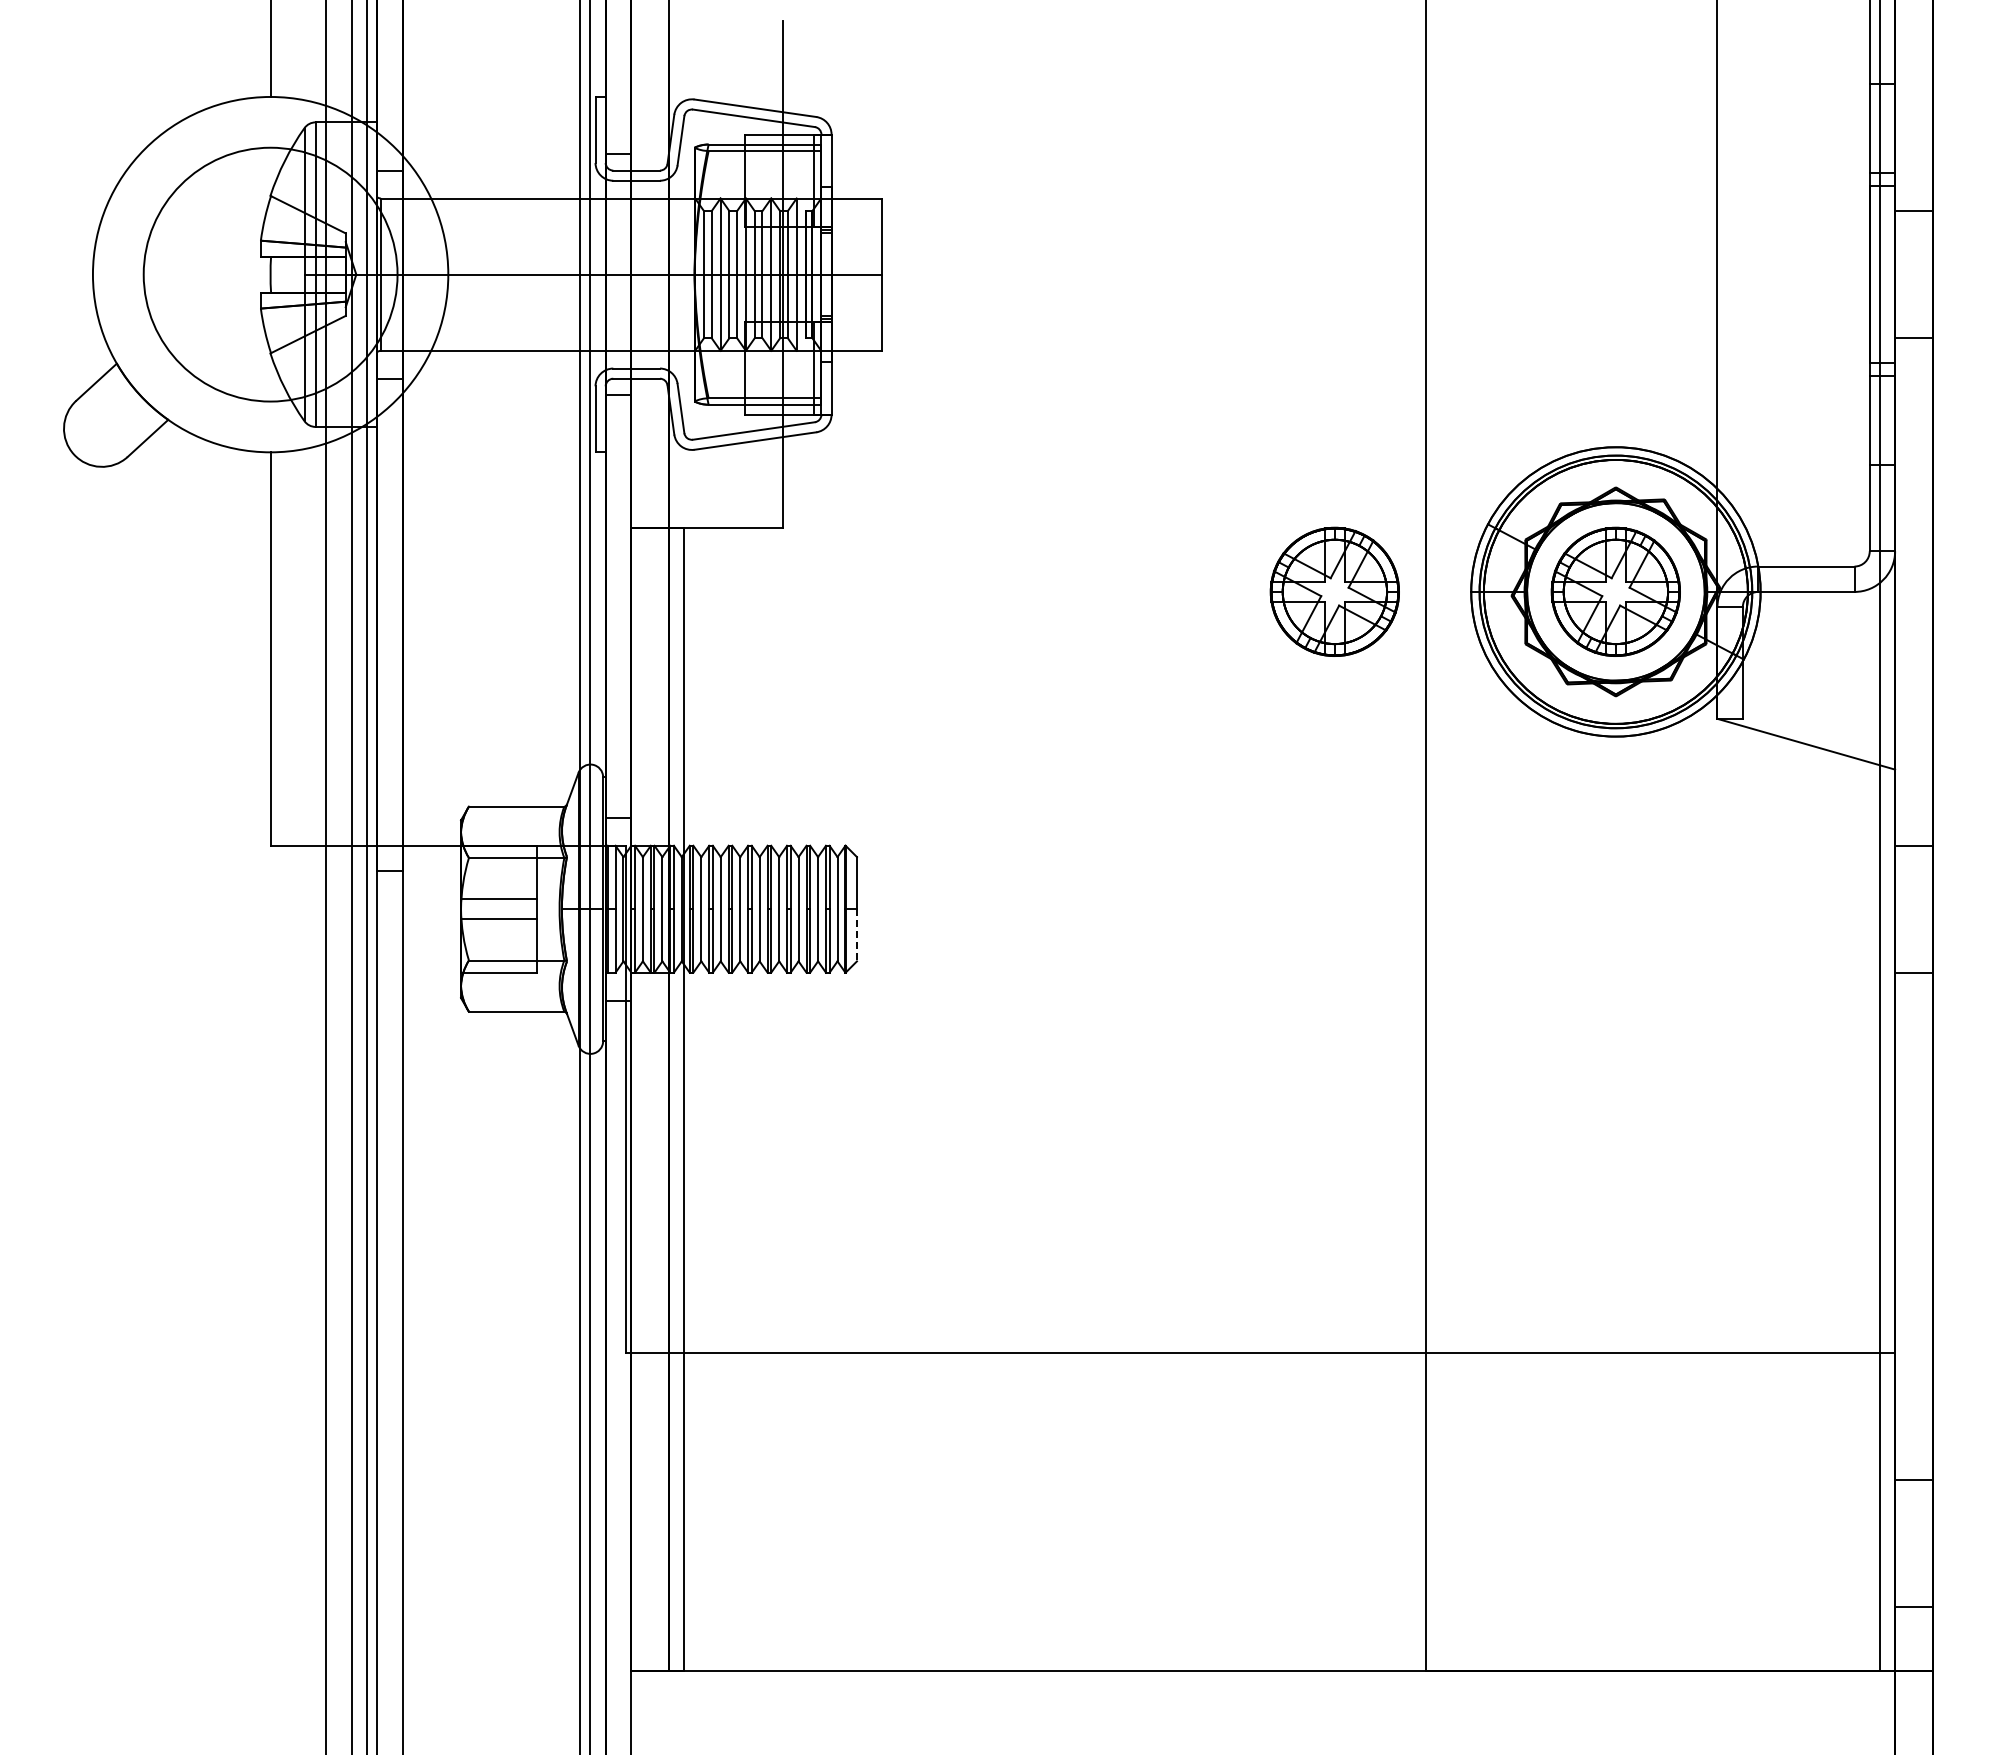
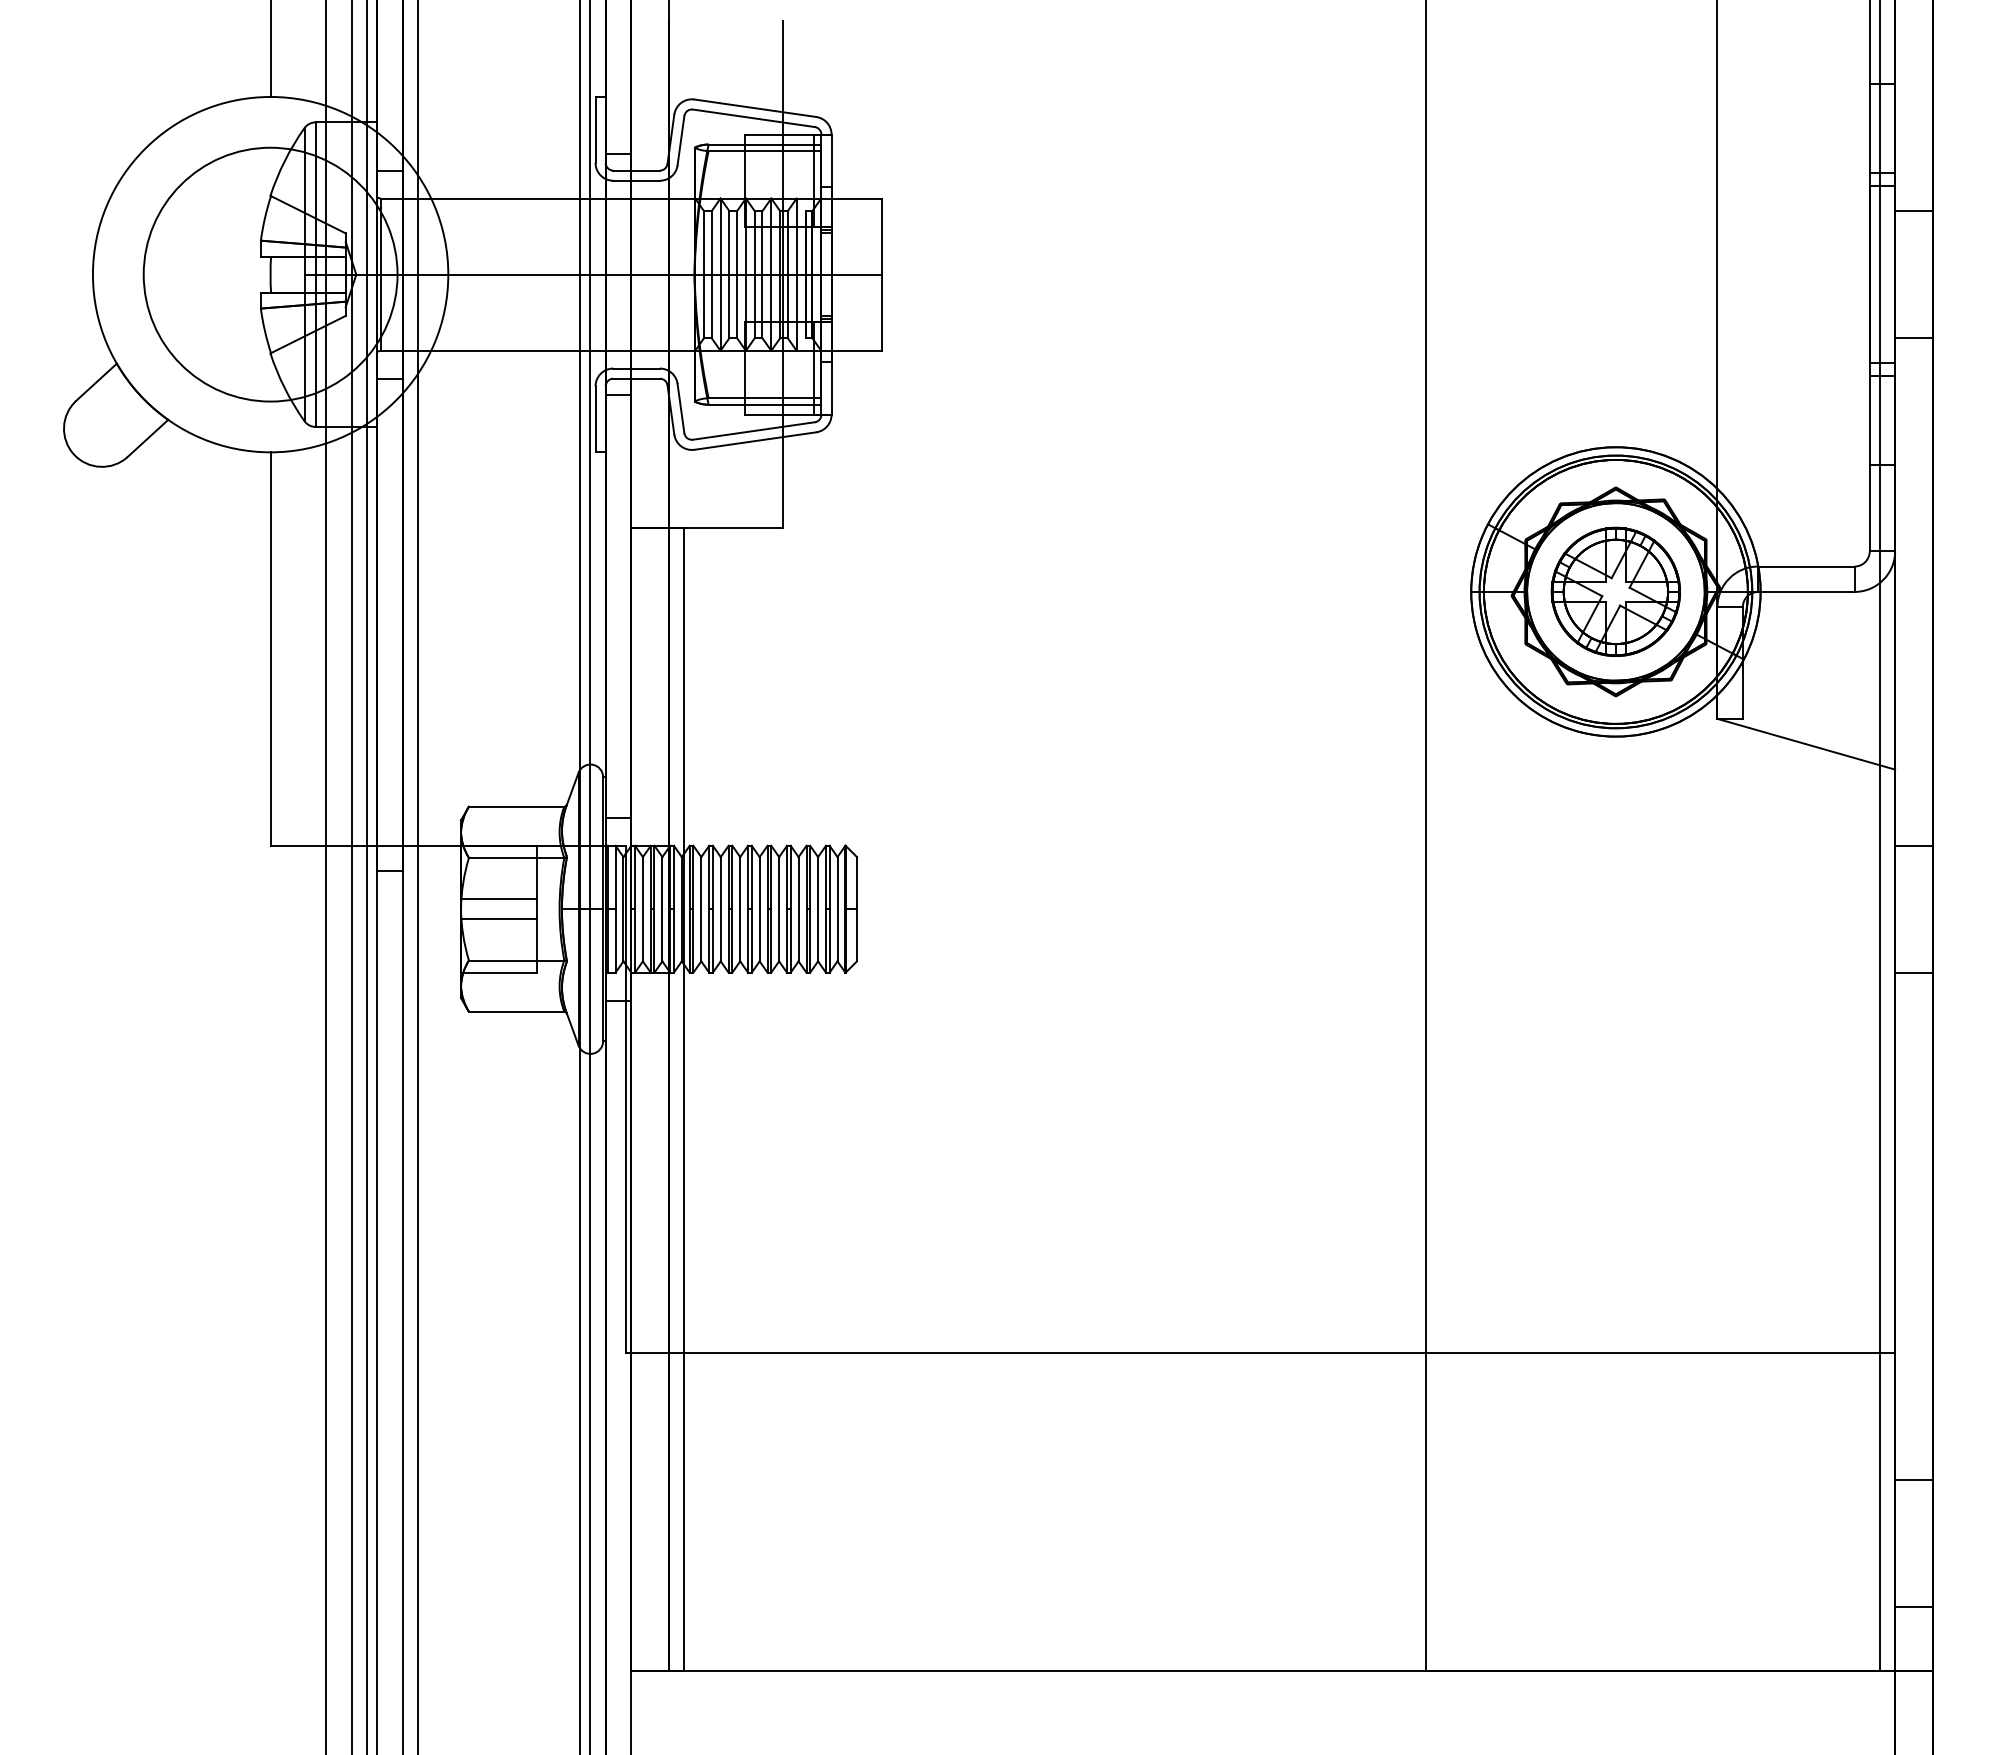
part: present -> none (1334, 591)
line: none -> present (417, 876)
line: dashed -> solid (856, 935)
